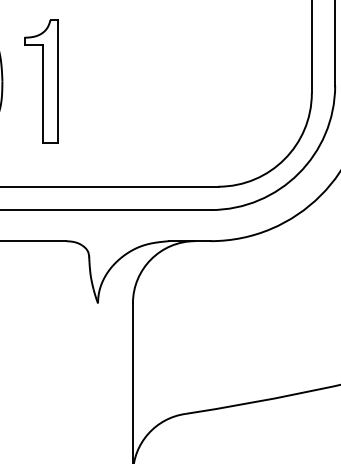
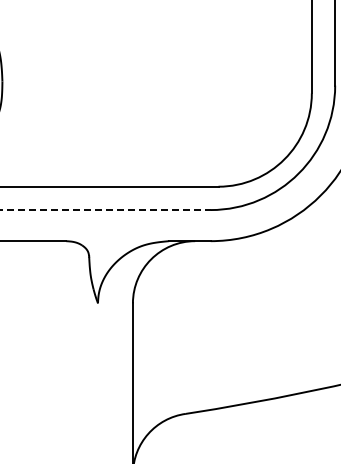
part: present -> none (41, 81)
line: solid -> dashed (105, 210)
